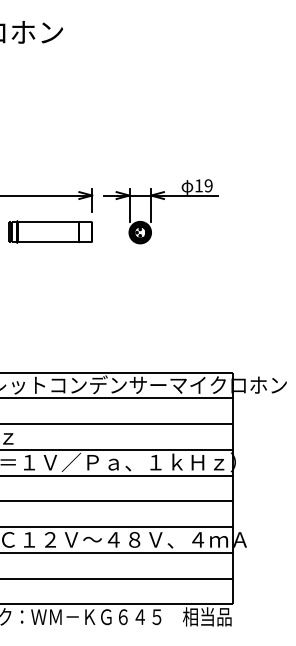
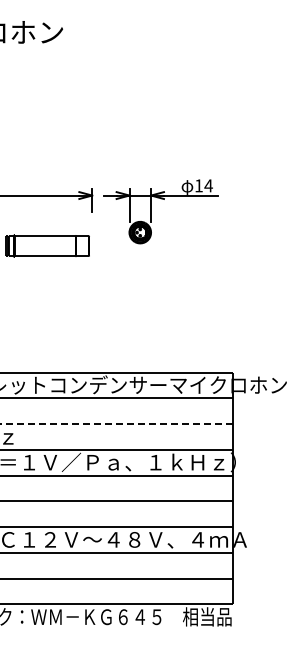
text: 19 -> 14 (208, 185)
part position: (50, 231) -> (47, 245) (47, 245)
line: solid -> dashed (115, 424)
